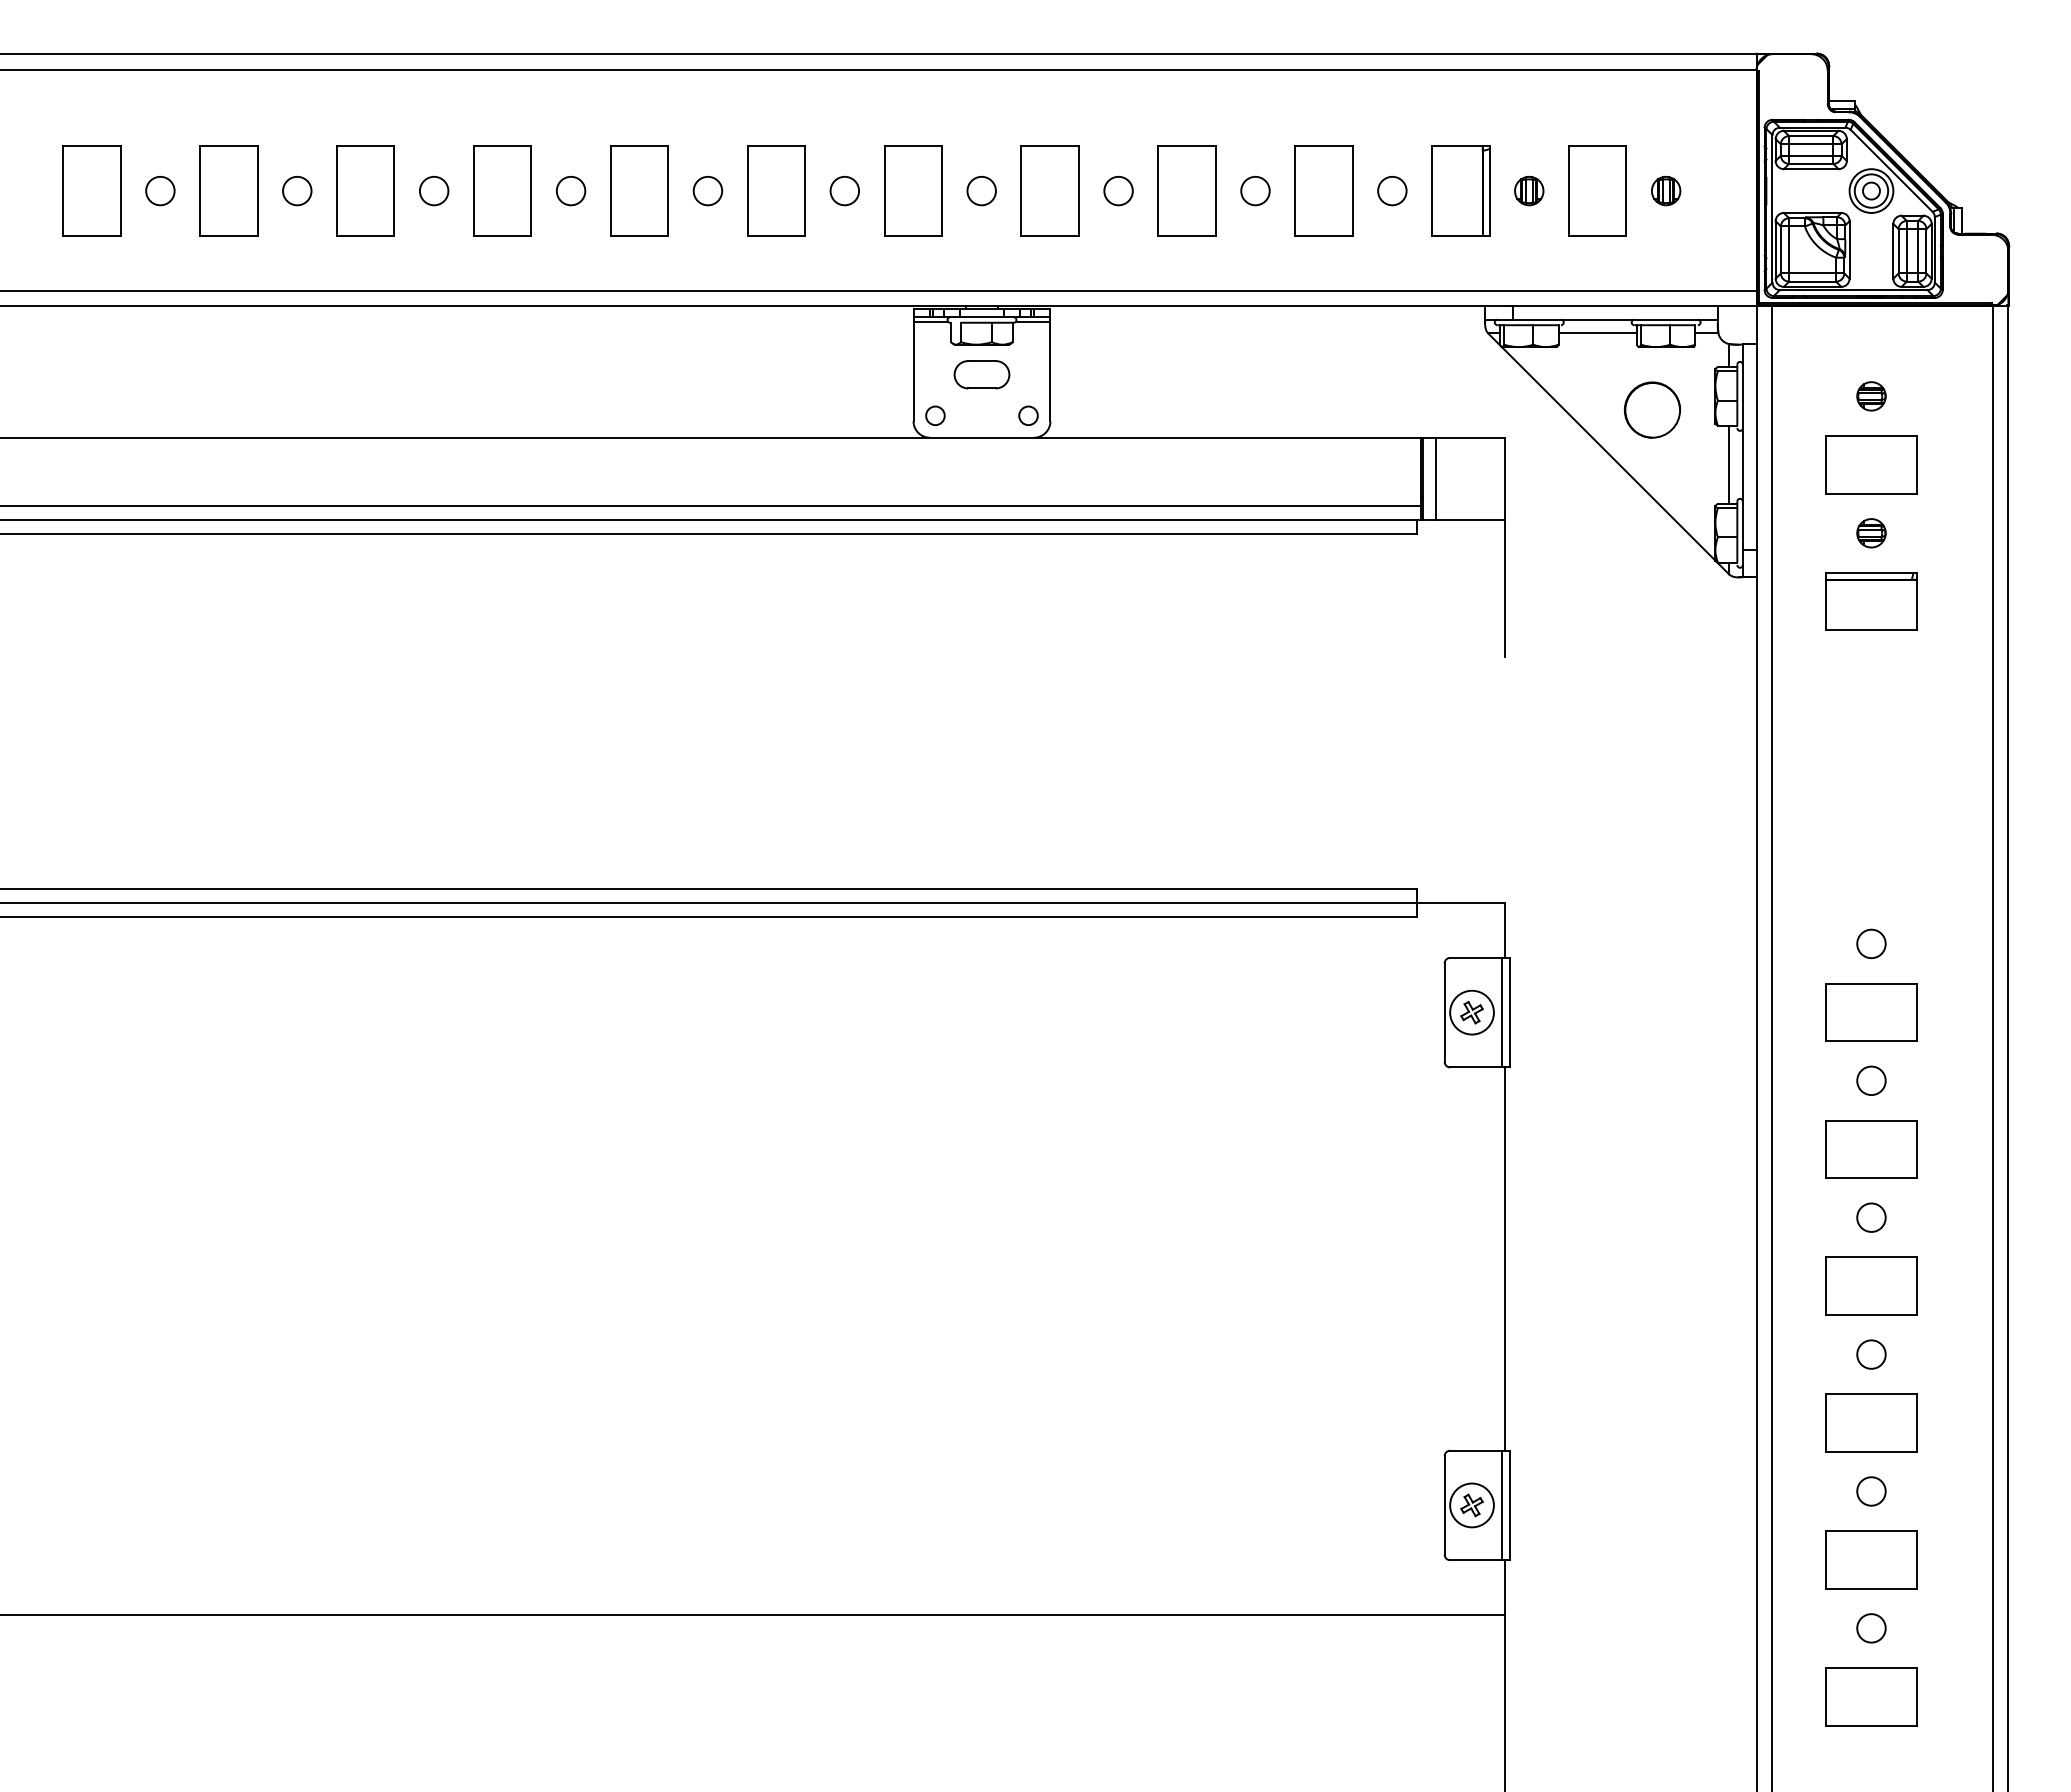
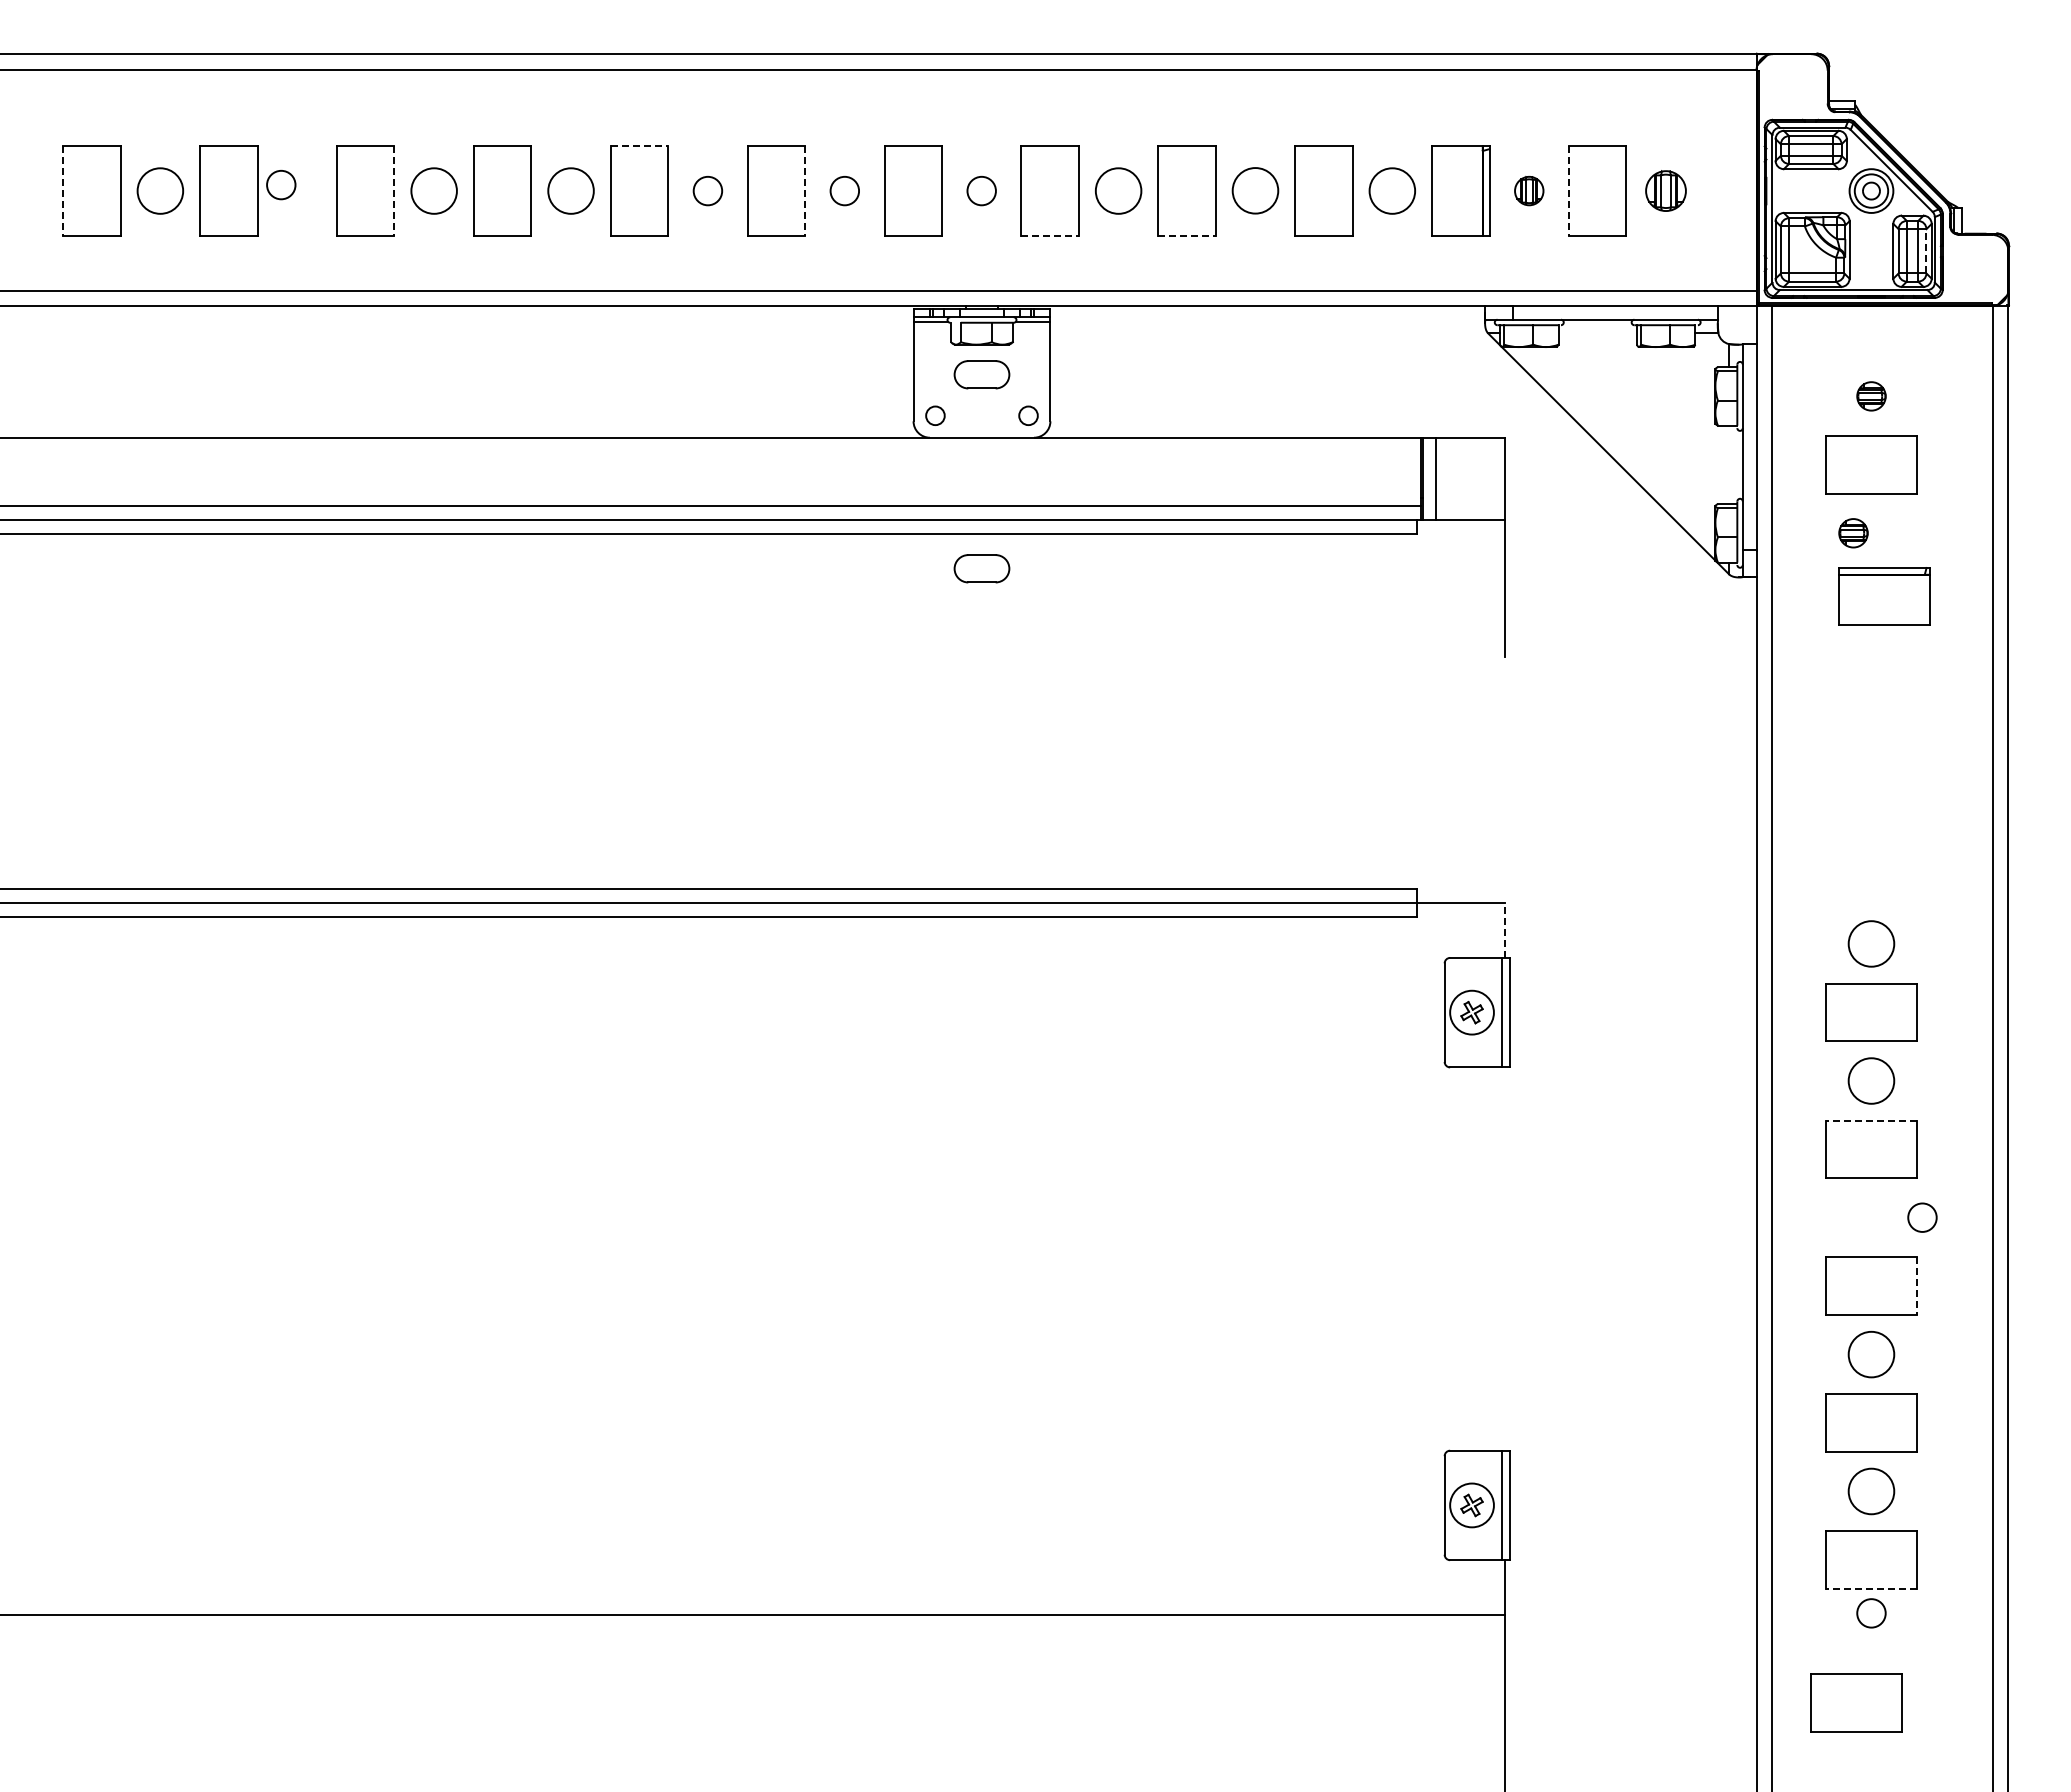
line: solid -> dashed (639, 145)
circle diameter: 28 px -> 46 px (160, 190)
circle diameter: 28 px -> 46 px (433, 190)
circle diameter: 28 px -> 46 px (570, 190)
circle diameter: 28 px -> 46 px (1118, 190)
circle diameter: 28 px -> 46 px (1392, 190)
part size: 31x32 px -> 42x42 px (1665, 190)
line: solid -> dashed (63, 191)
circle position: (297, 191) -> (281, 185) (281, 185)
line: solid -> dashed (394, 191)
line: solid -> dashed (805, 191)
circle size: 31x31 px -> 49x48 px (1255, 190)
line: solid -> dashed (1568, 191)
line: solid -> dashed (1050, 236)
line: solid -> dashed (1187, 236)
line: solid -> dashed (1926, 250)
line: present -> none (1597, 333)
circle: present -> none (1651, 409)
line: present -> none (1729, 464)
part position: (1871, 533) -> (1853, 533) (1853, 533)
part: none -> present (981, 568)
part position: (1871, 601) -> (1884, 596) (1884, 596)
line: solid -> dashed (1504, 930)
circle diameter: 28 px -> 46 px (1871, 943)
circle size: 31x31 px -> 49x48 px (1871, 1080)
line: solid -> dashed (1870, 1120)
circle position: (1871, 1217) -> (1922, 1217) (1922, 1217)
line: present -> none (1504, 1258)
line: solid -> dashed (1916, 1286)
circle diameter: 28 px -> 46 px (1871, 1354)
circle diameter: 28 px -> 46 px (1871, 1491)
line: solid -> dashed (1870, 1588)
circle position: (1871, 1628) -> (1871, 1613) (1871, 1613)
part position: (1871, 1696) -> (1856, 1702) (1856, 1702)
